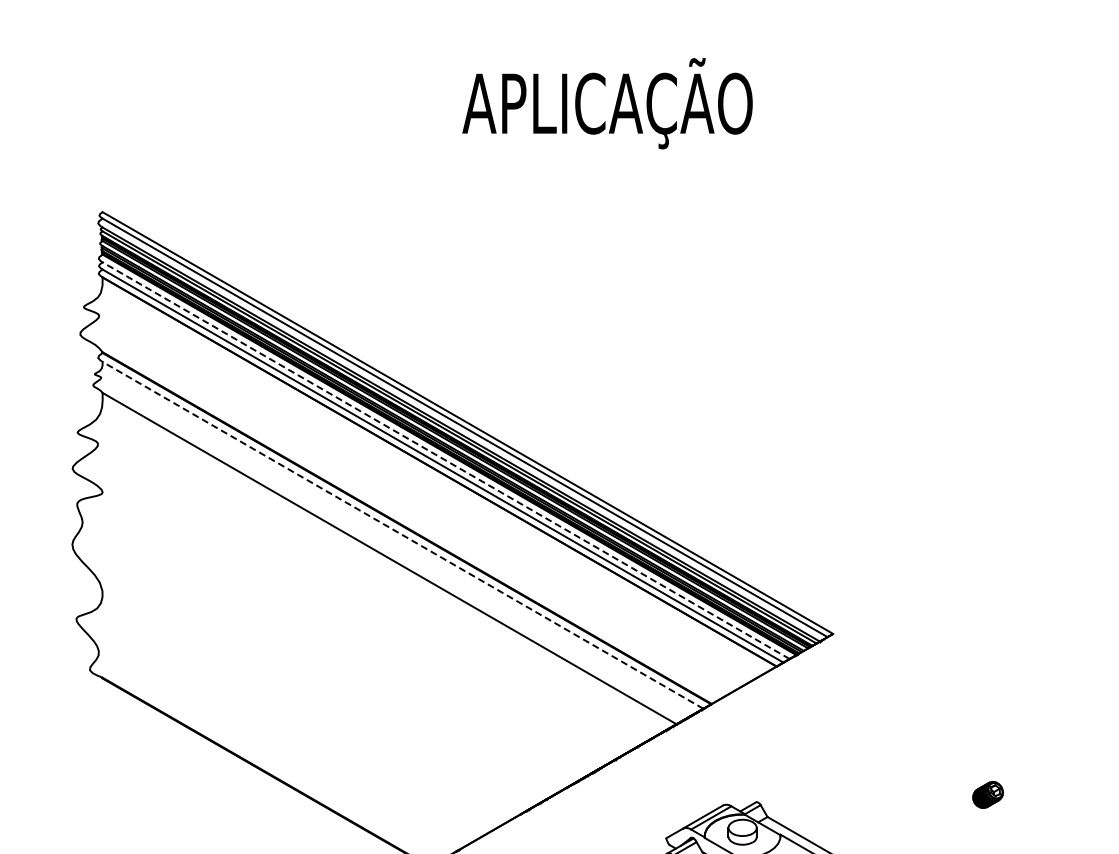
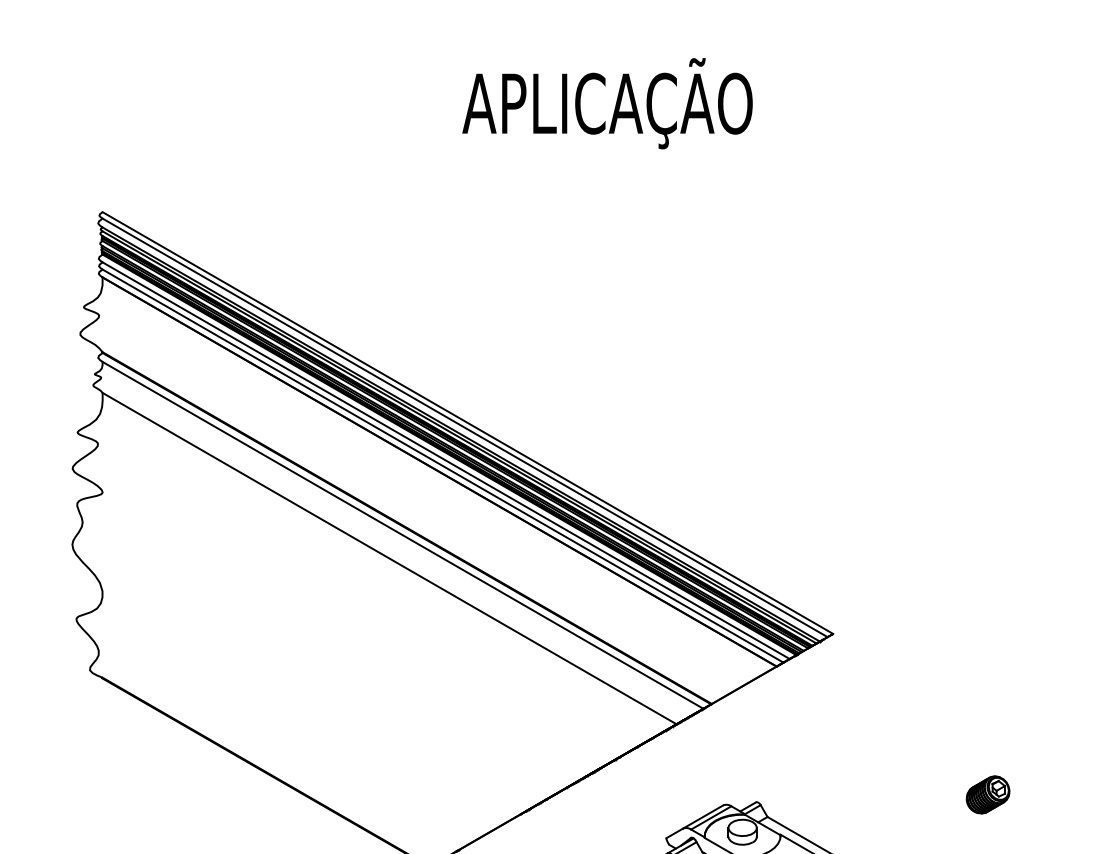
line: dashed -> solid (446, 460)
line: dashed -> solid (403, 535)
part size: 32x28 px -> 46x40 px (987, 794)
